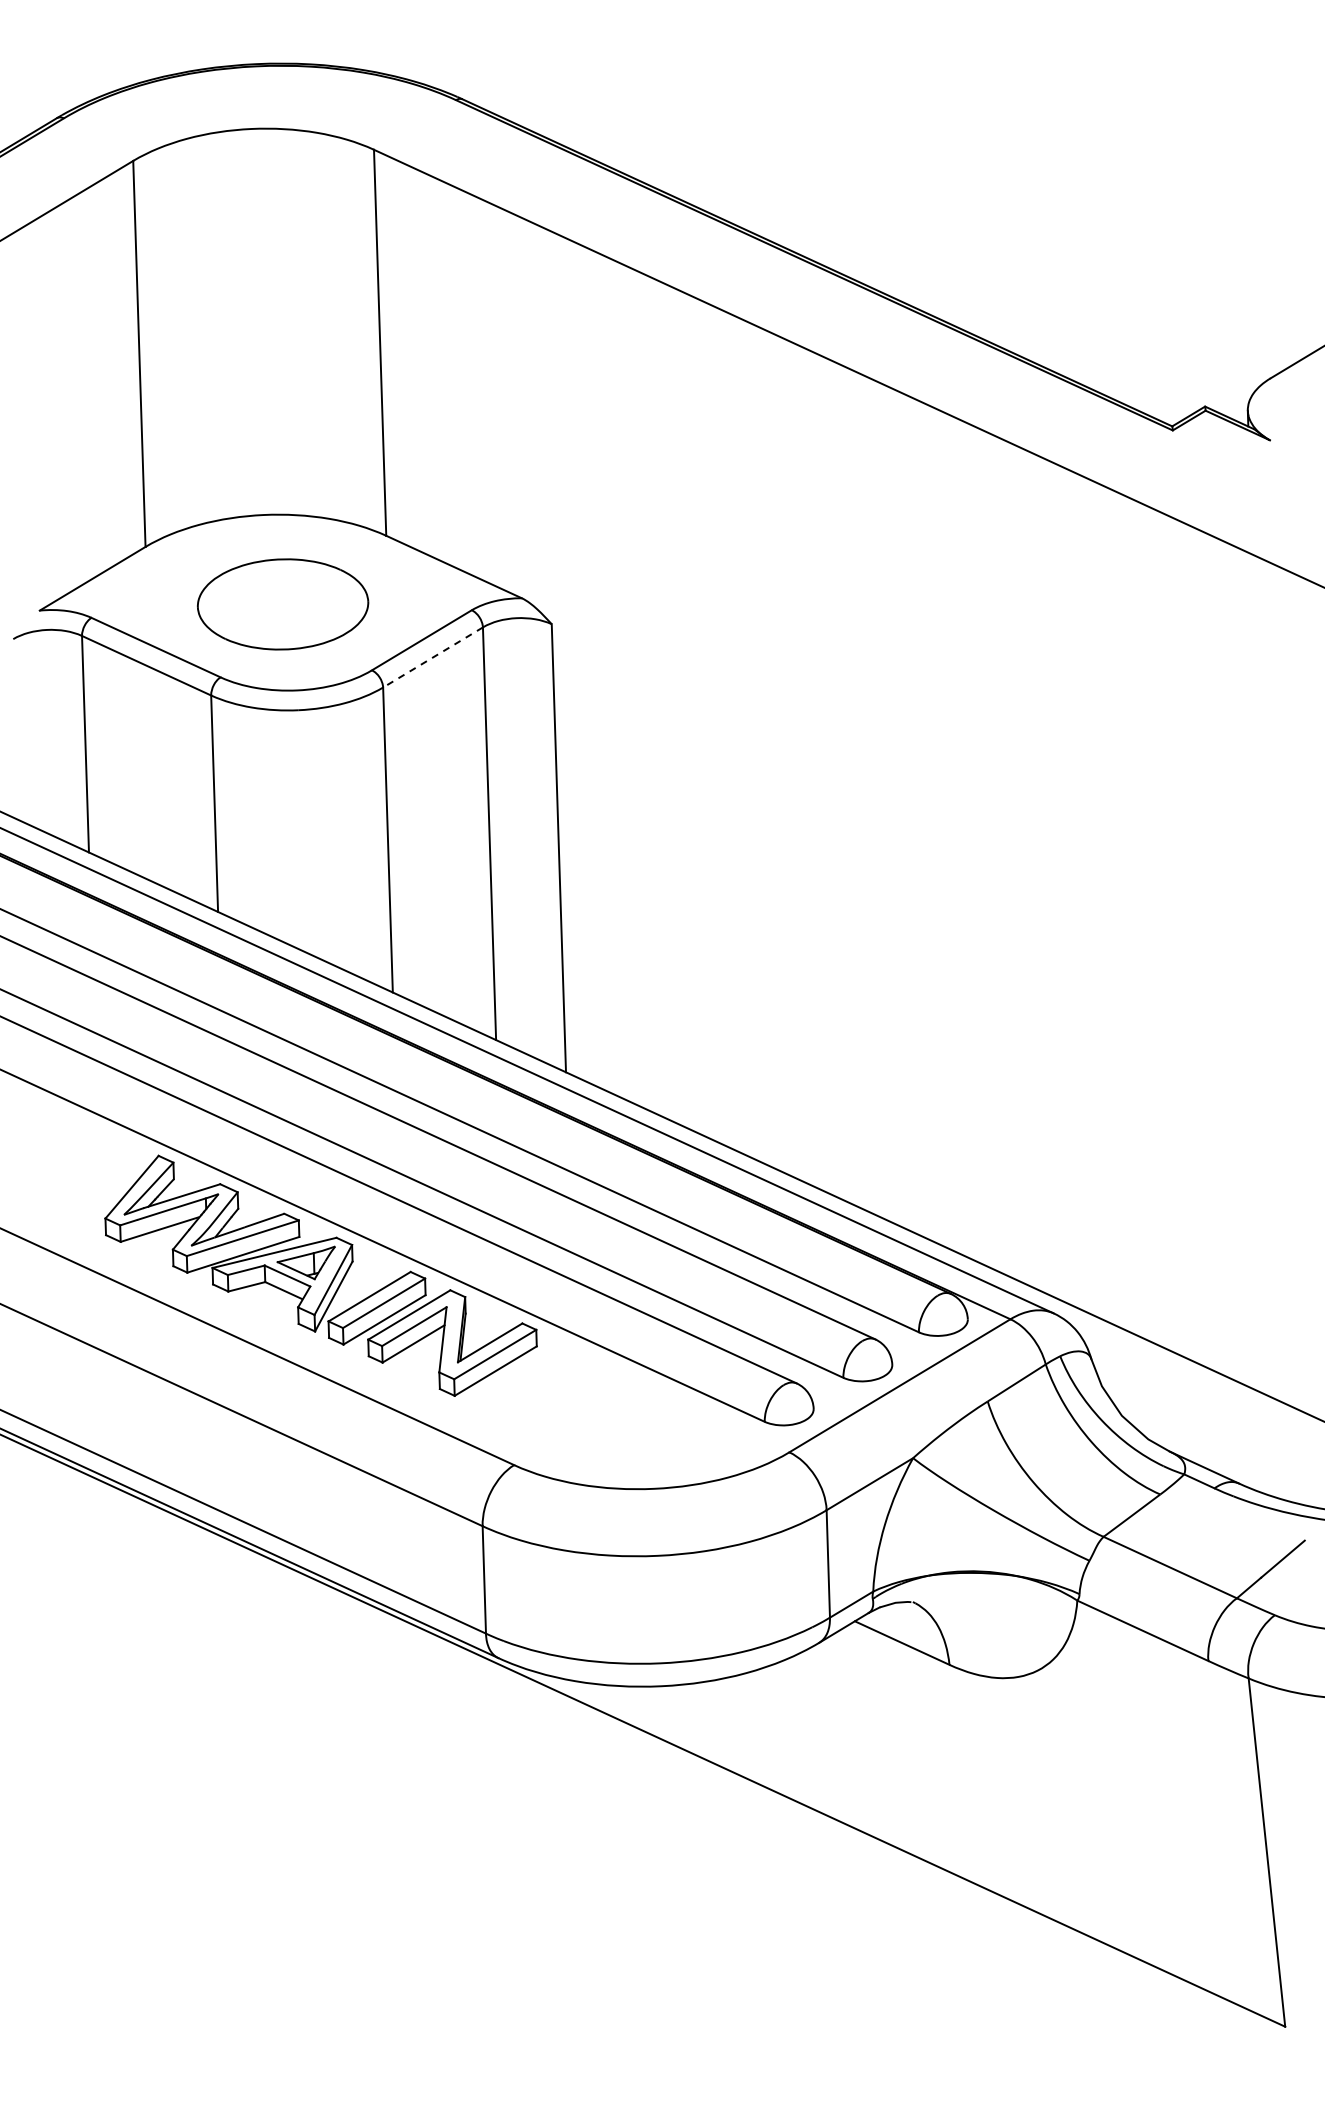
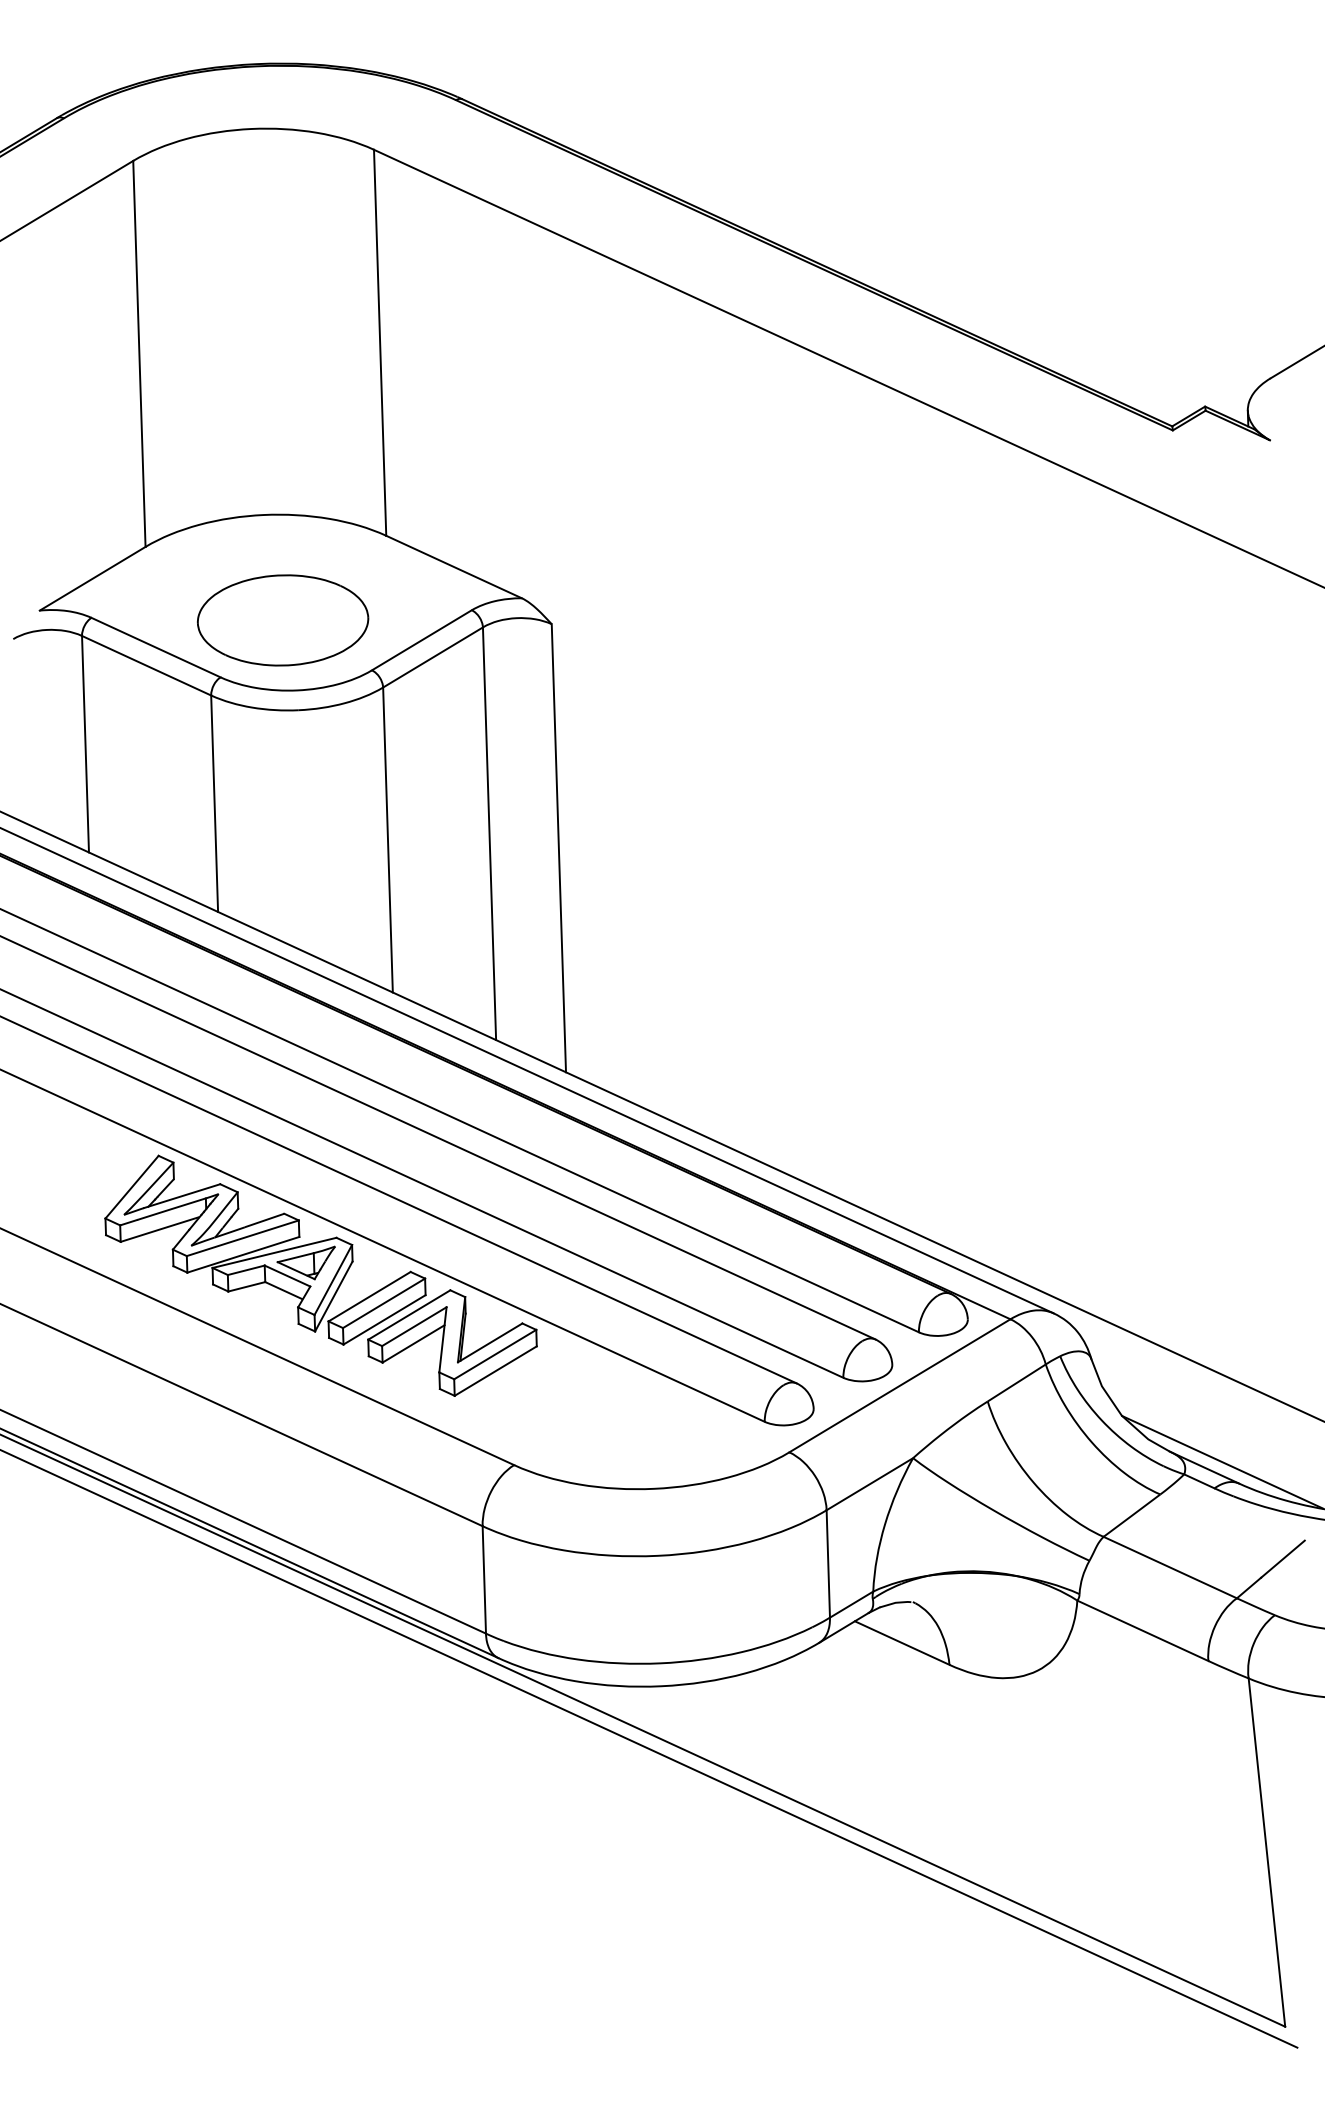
part position: (283, 604) -> (283, 620) (283, 620)
line: dashed -> solid (432, 657)
line: none -> present (1221, 1461)
line: none -> present (649, 1748)
